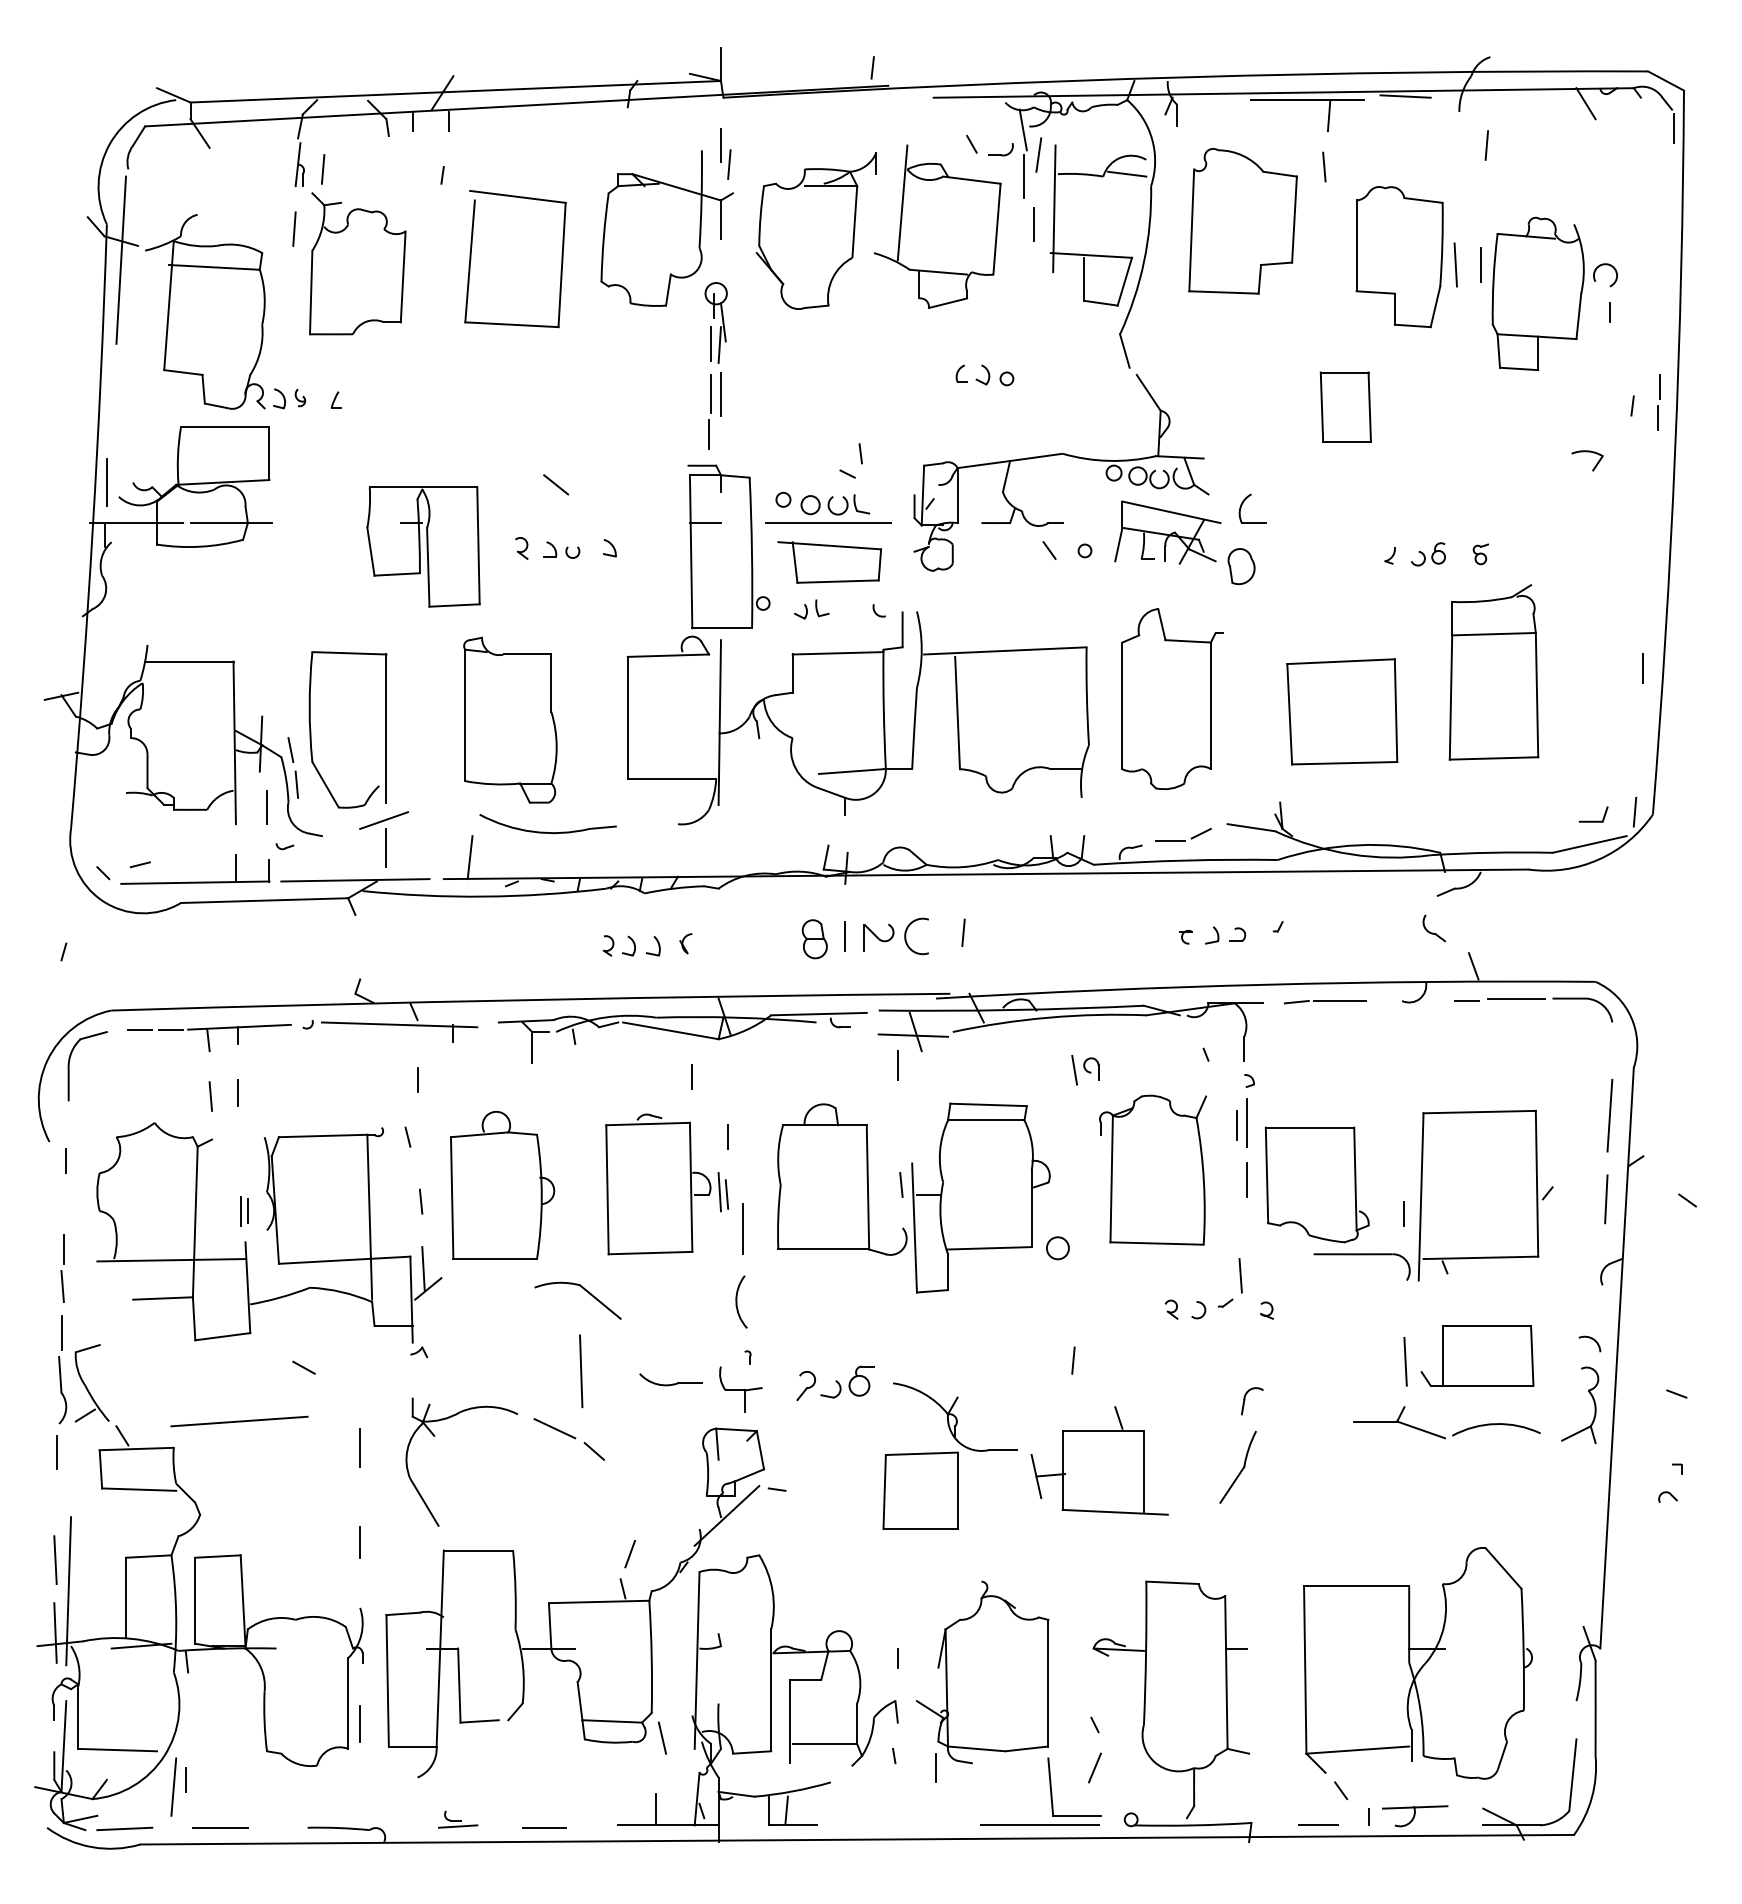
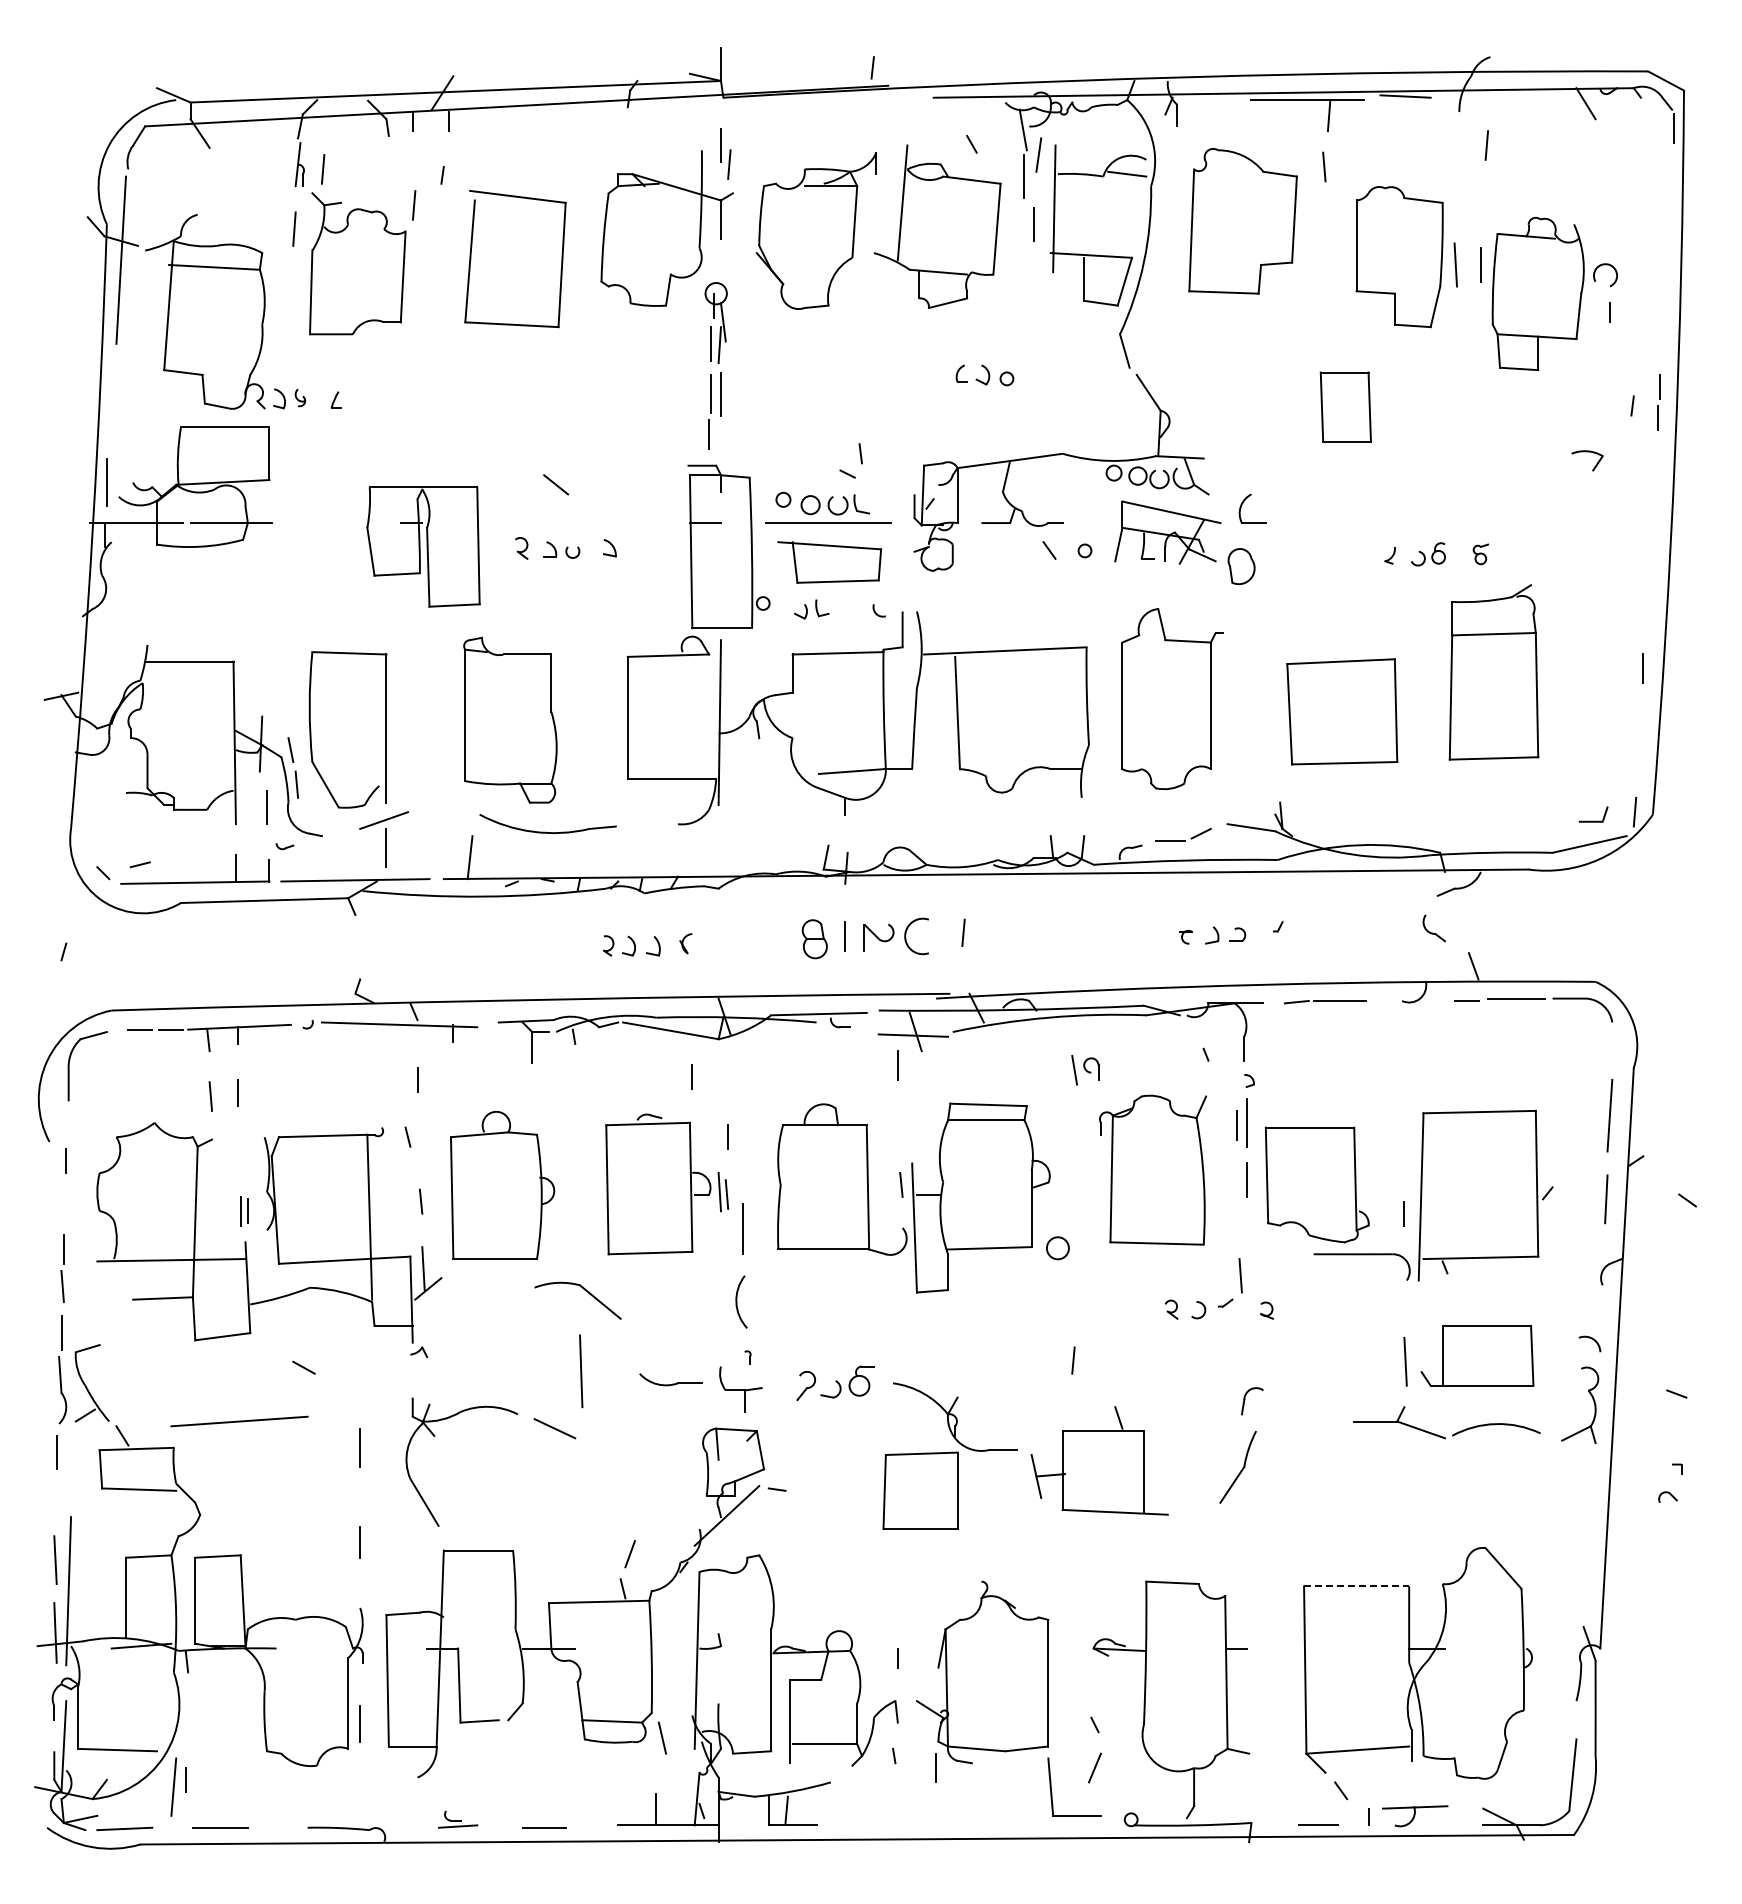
part: present -> none (1000, 149)
line: none -> present (414, 205)
line: present -> none (593, 1451)
line: solid -> dashed (1356, 1586)
line: present -> none (1039, 1825)
